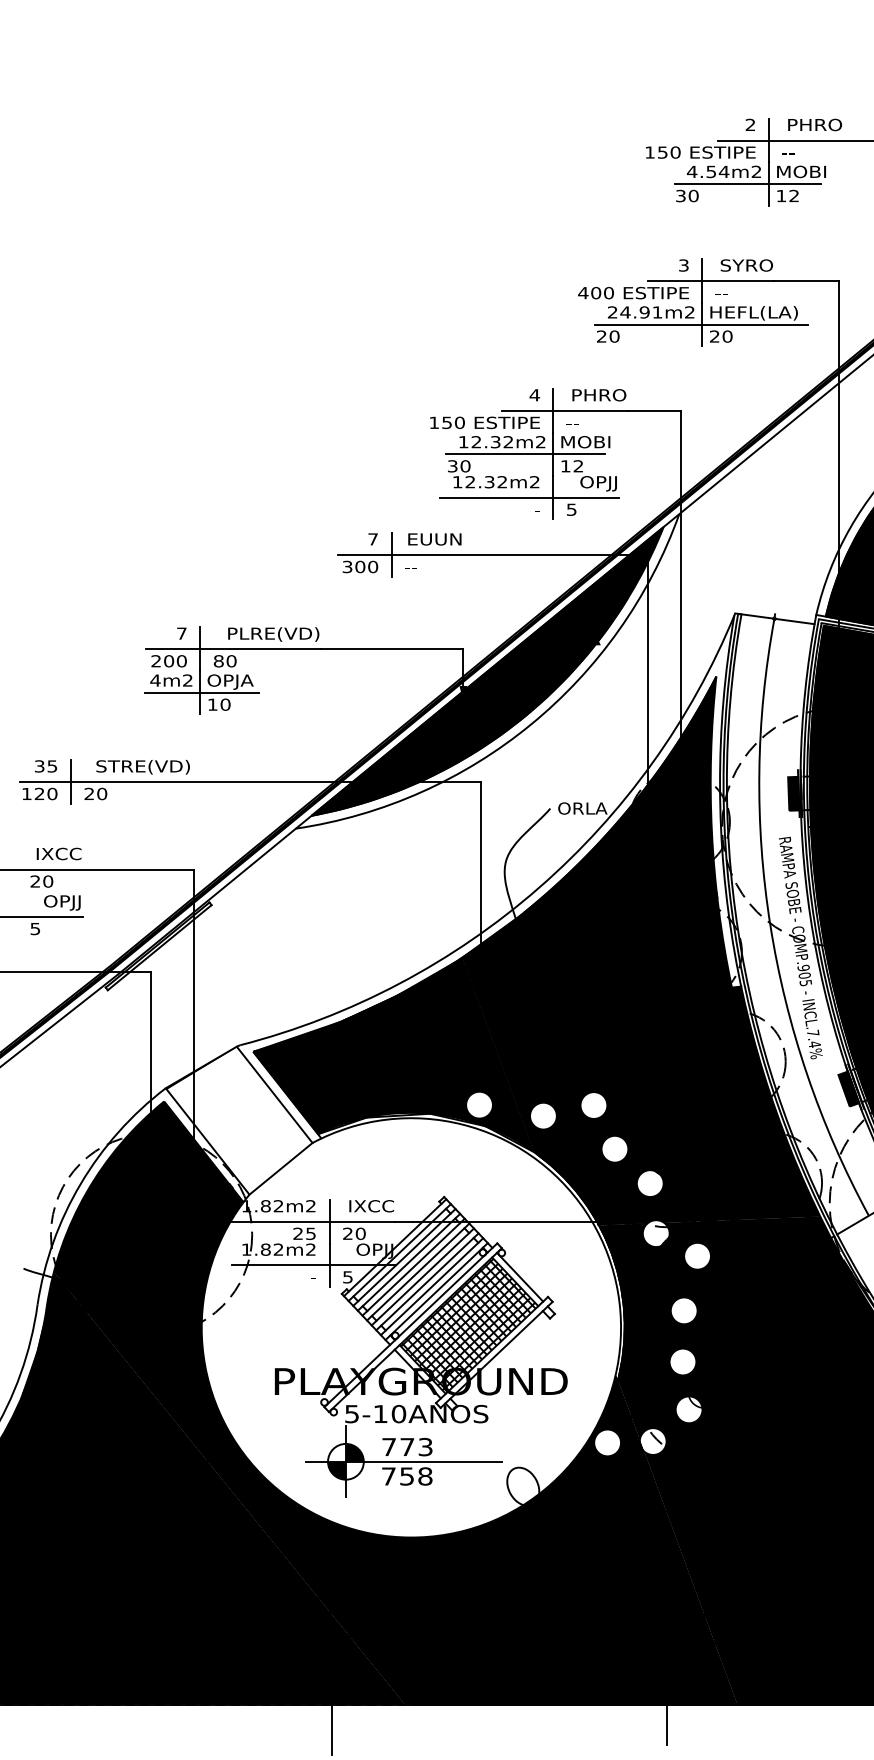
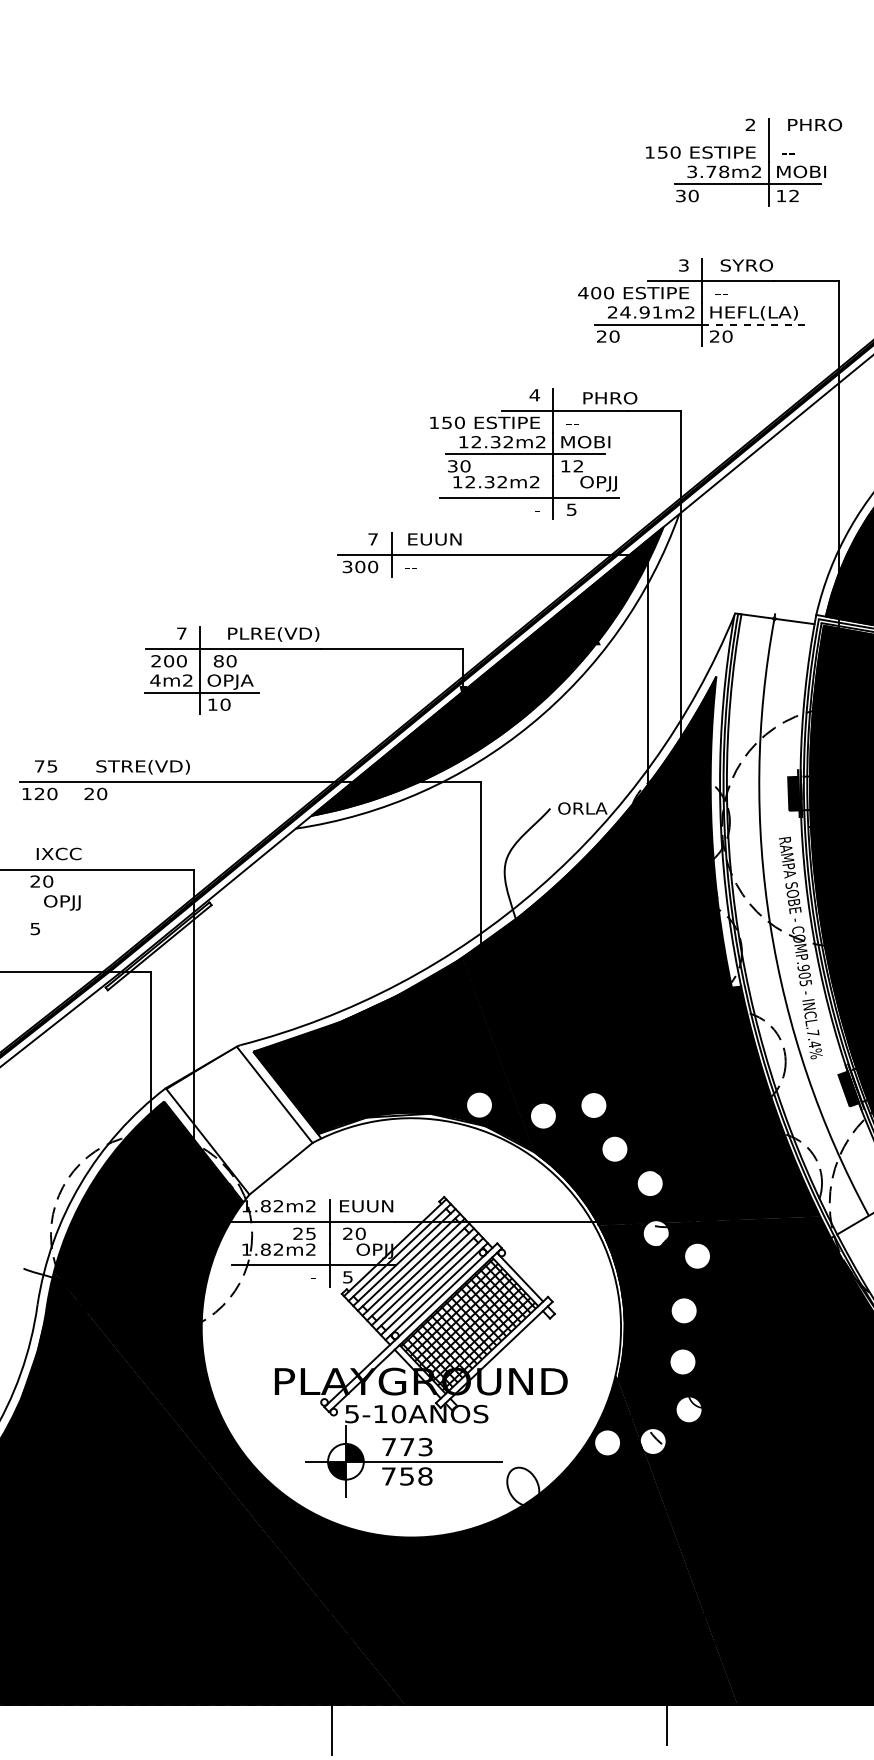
line: present -> none (794, 140)
text: 4.54m2 -> 3.78m2 (707, 171)
line: solid -> dashed (755, 324)
text position: (599, 395) -> (610, 398) (610, 398)
text: 35 -> 75 (39, 766)
line: present -> none (70, 781)
line: present -> none (42, 916)
text: IXCC -> EUUN (367, 1206)
